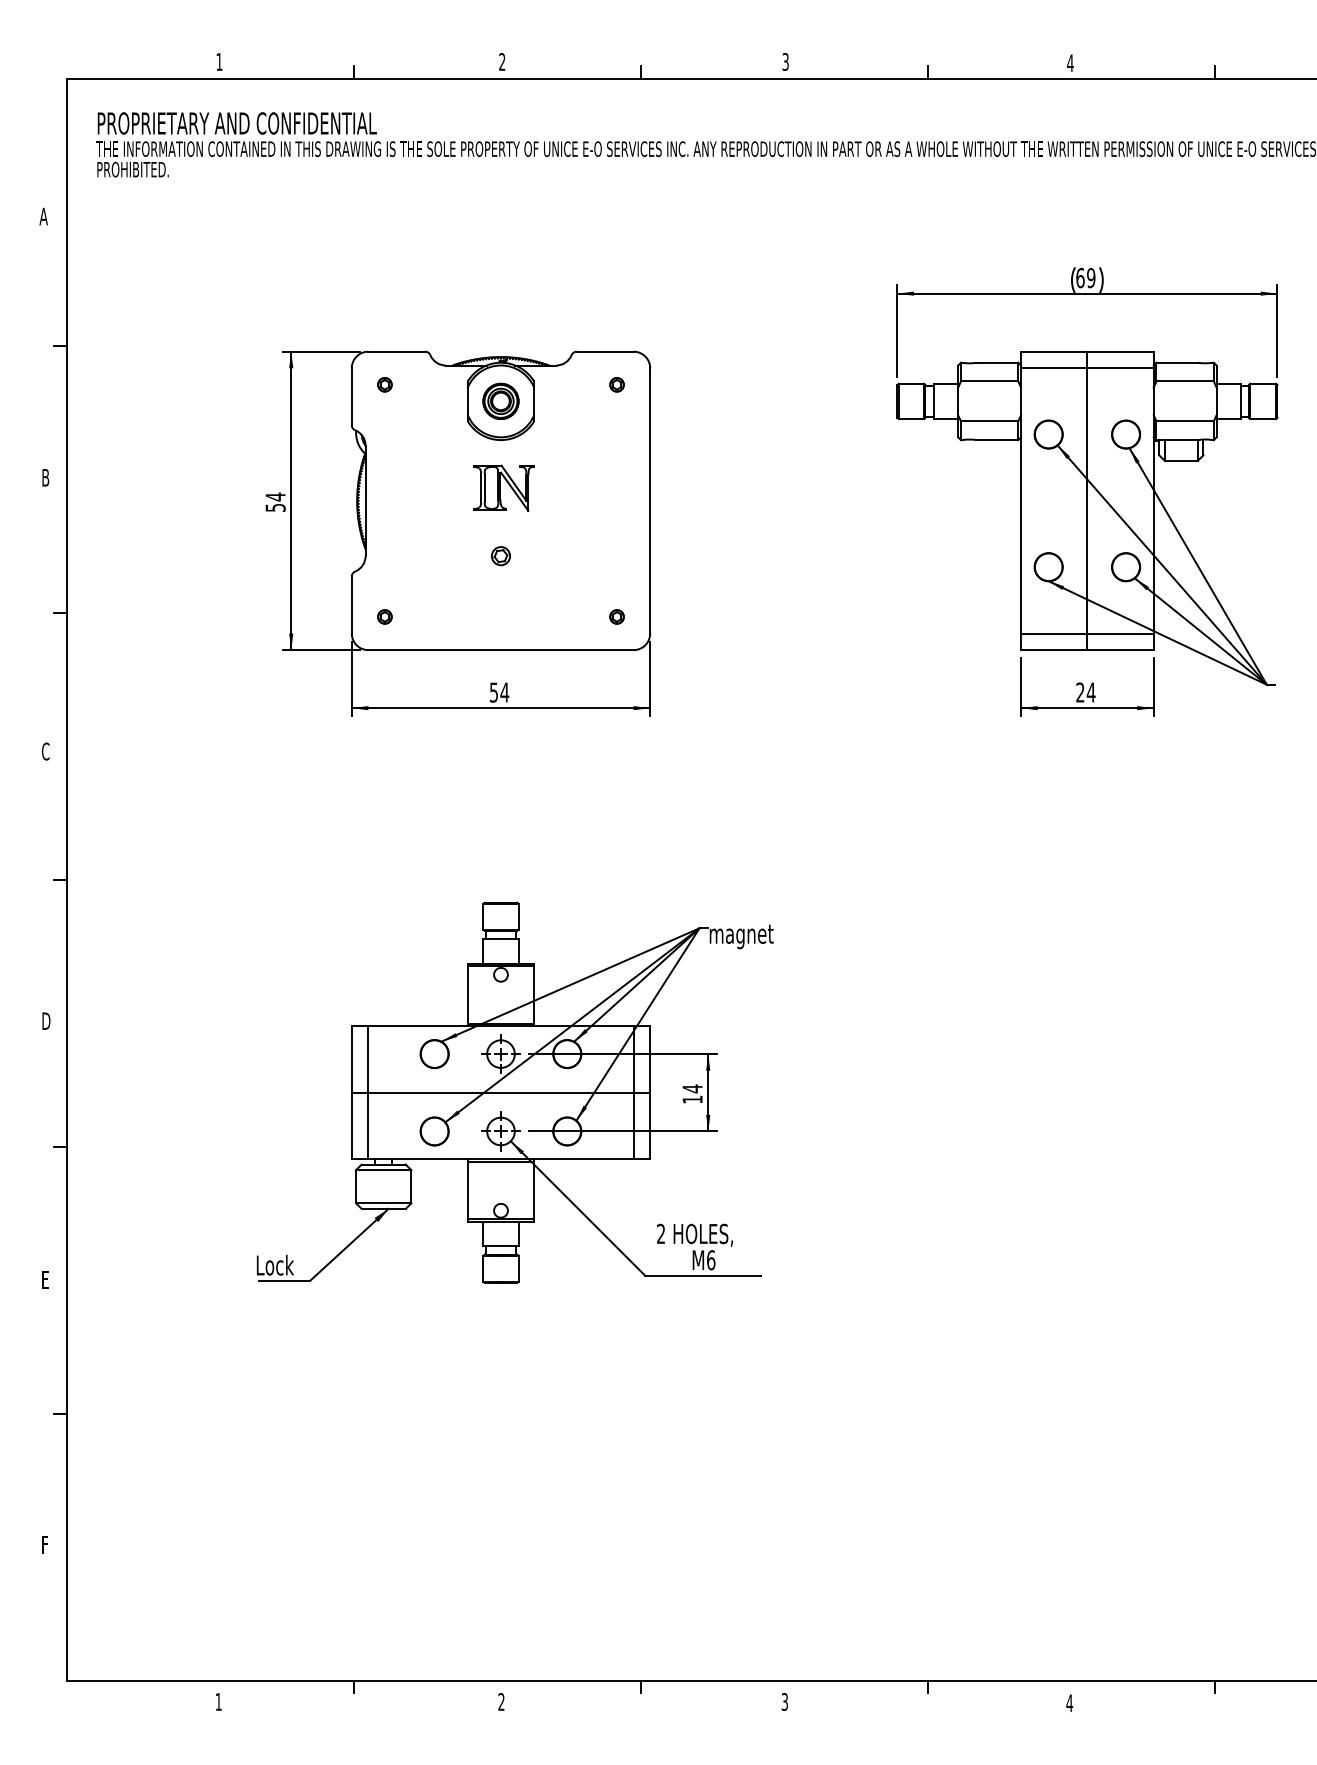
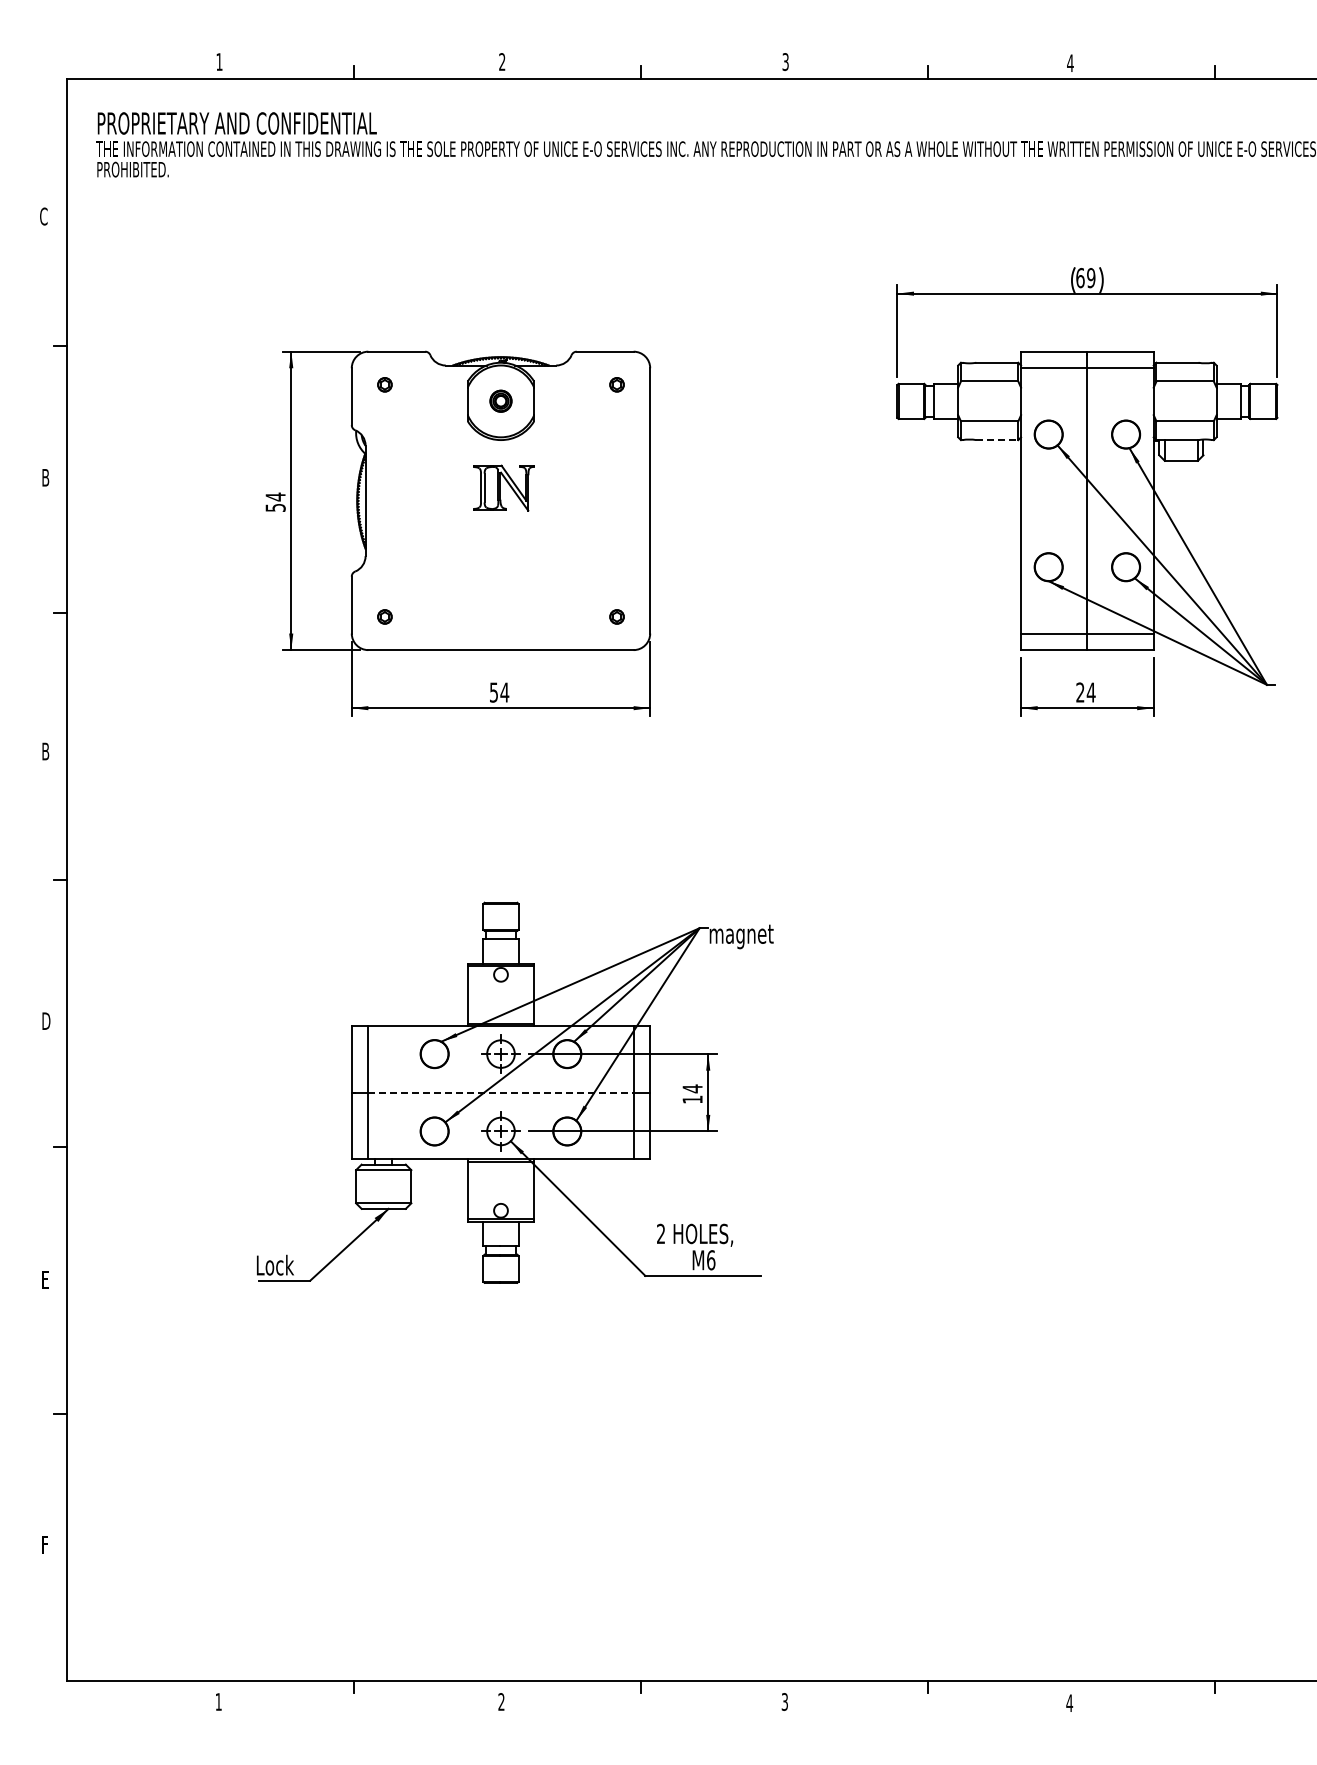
text: A -> C (43, 216)
part size: 38x38 px -> 24x24 px (500, 400)
line: solid -> dashed (997, 440)
part: present -> none (500, 556)
text: C -> B (45, 751)
line: solid -> dashed (500, 1092)
